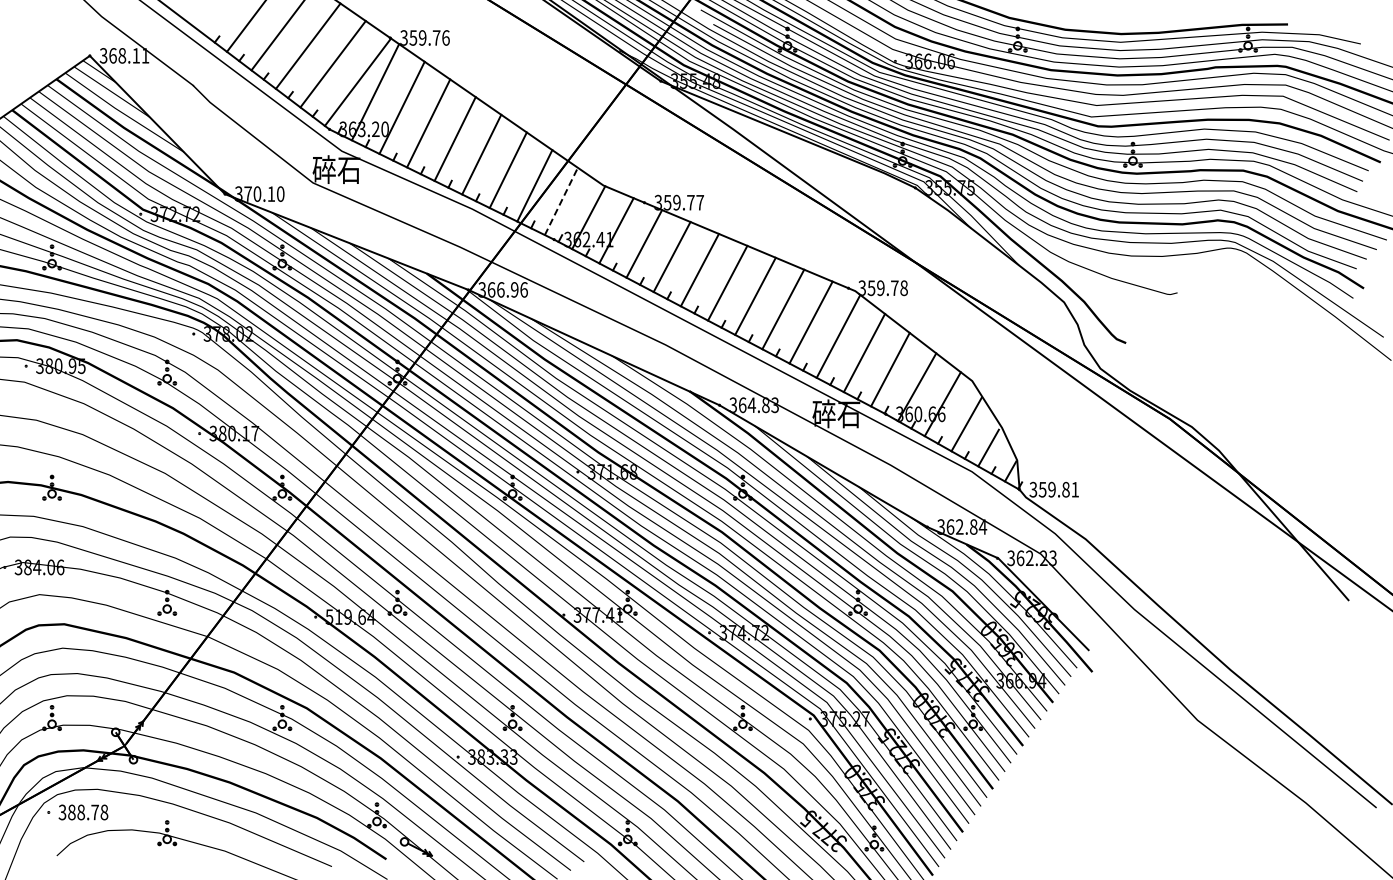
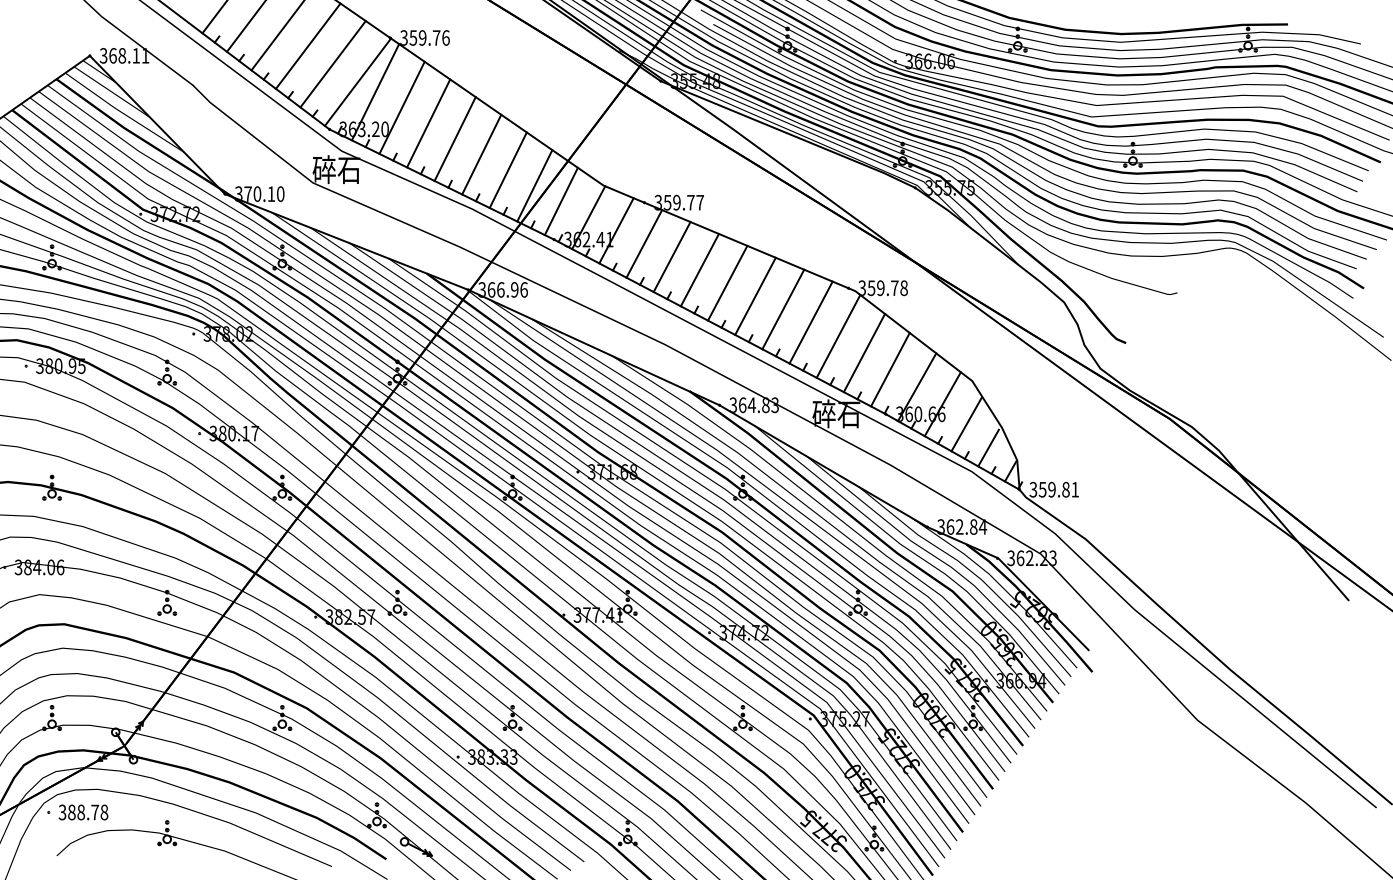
line: none -> present (213, 17)
line: dashed -> solid (561, 200)
text: 519.64 -> 382.57 (350, 616)
text: 317.5 -> 367.5 (973, 684)
